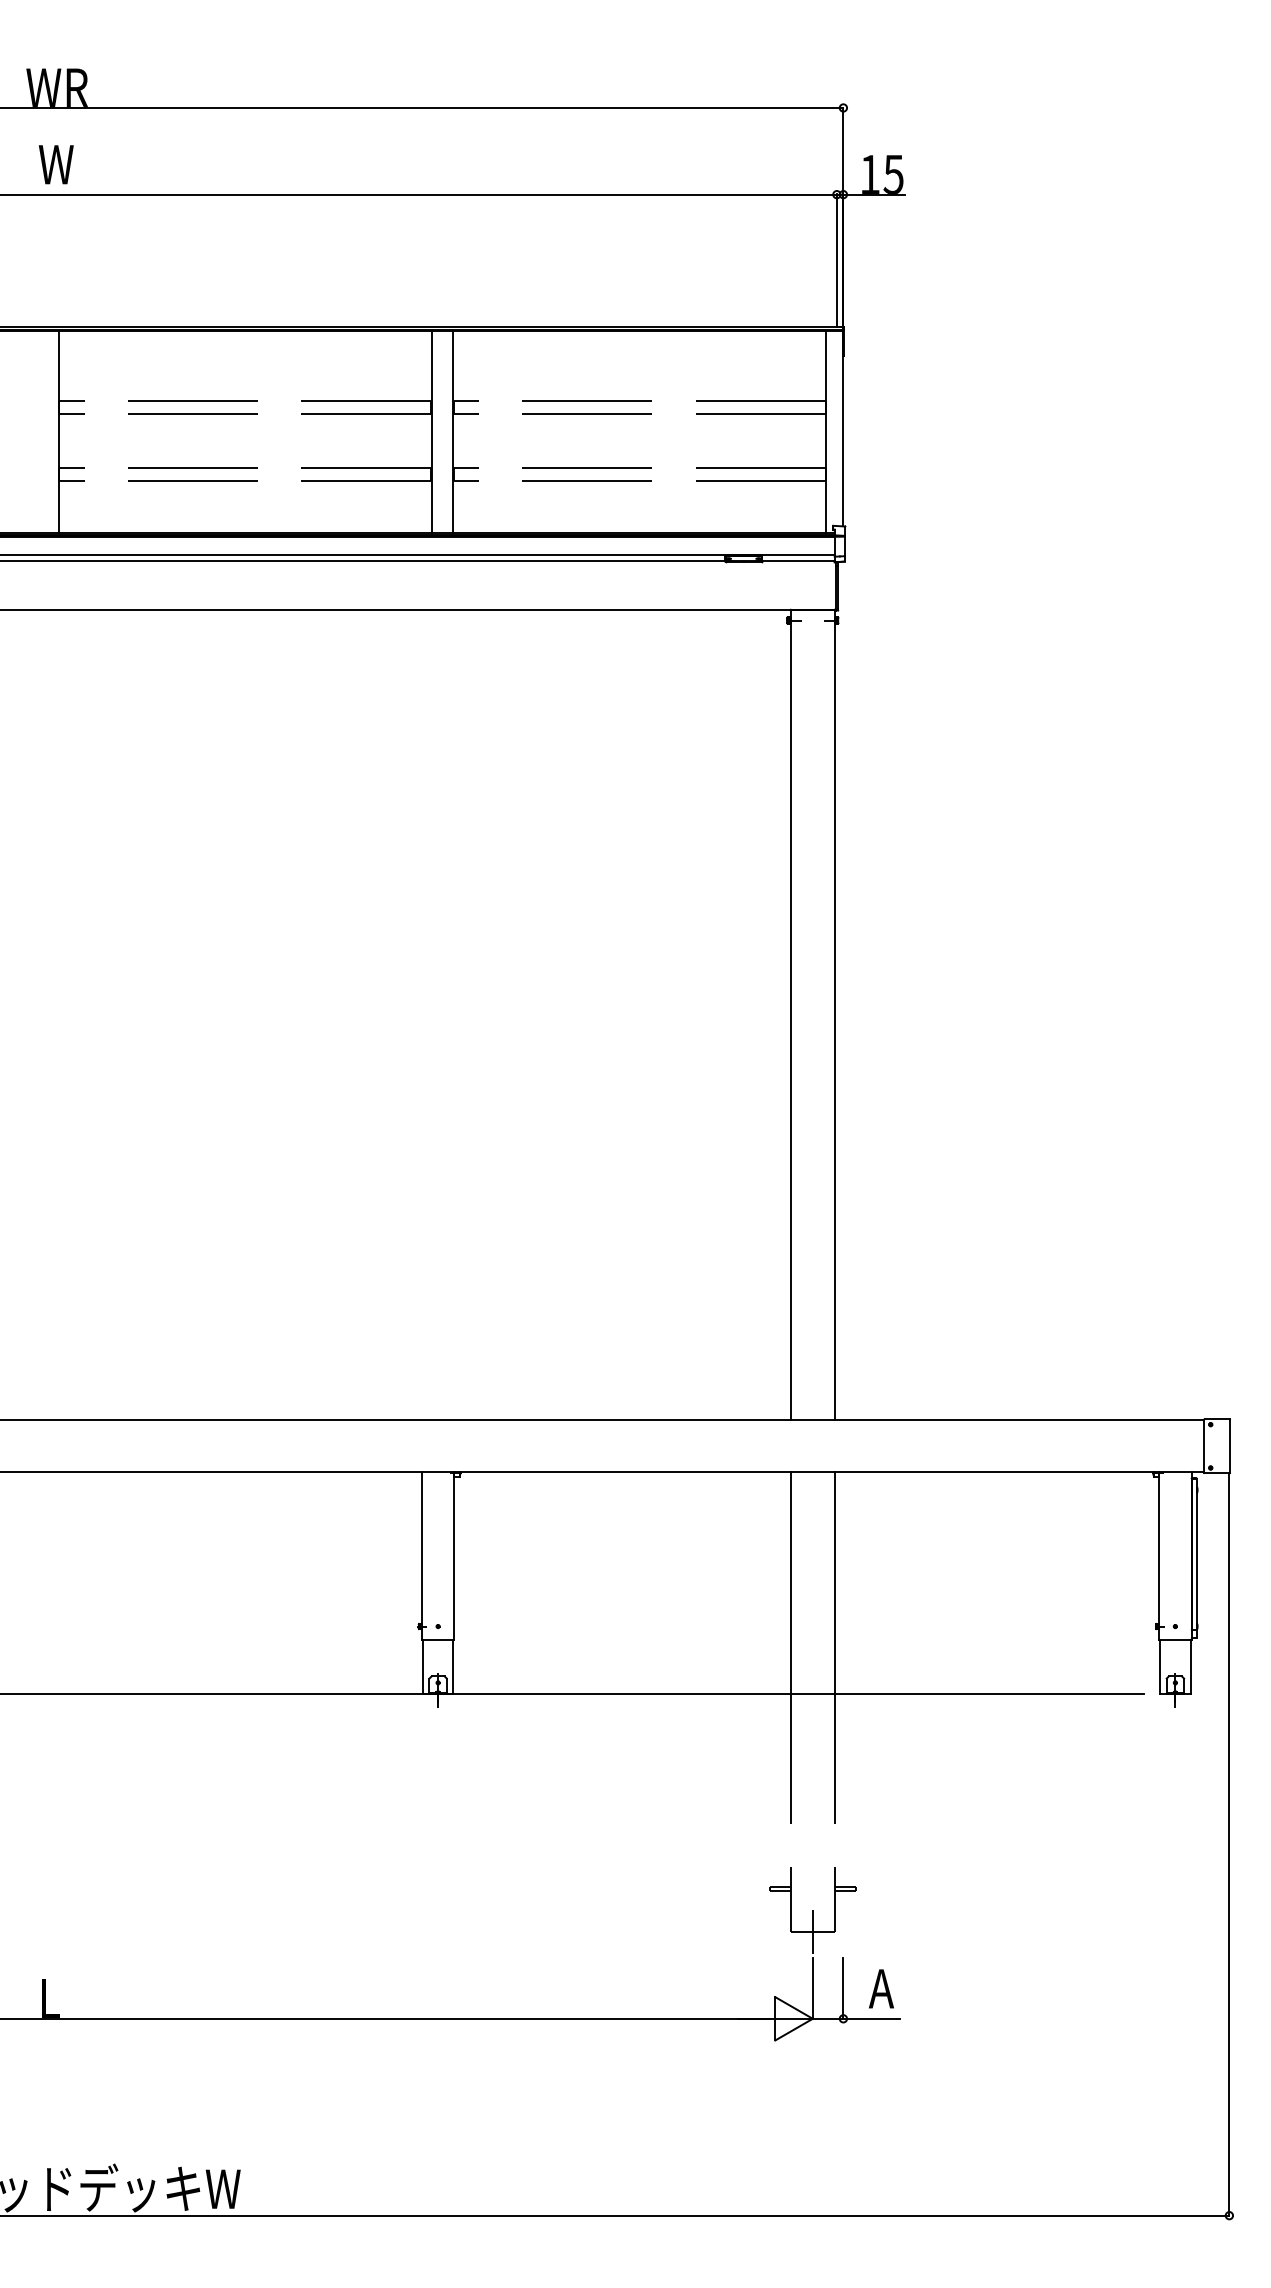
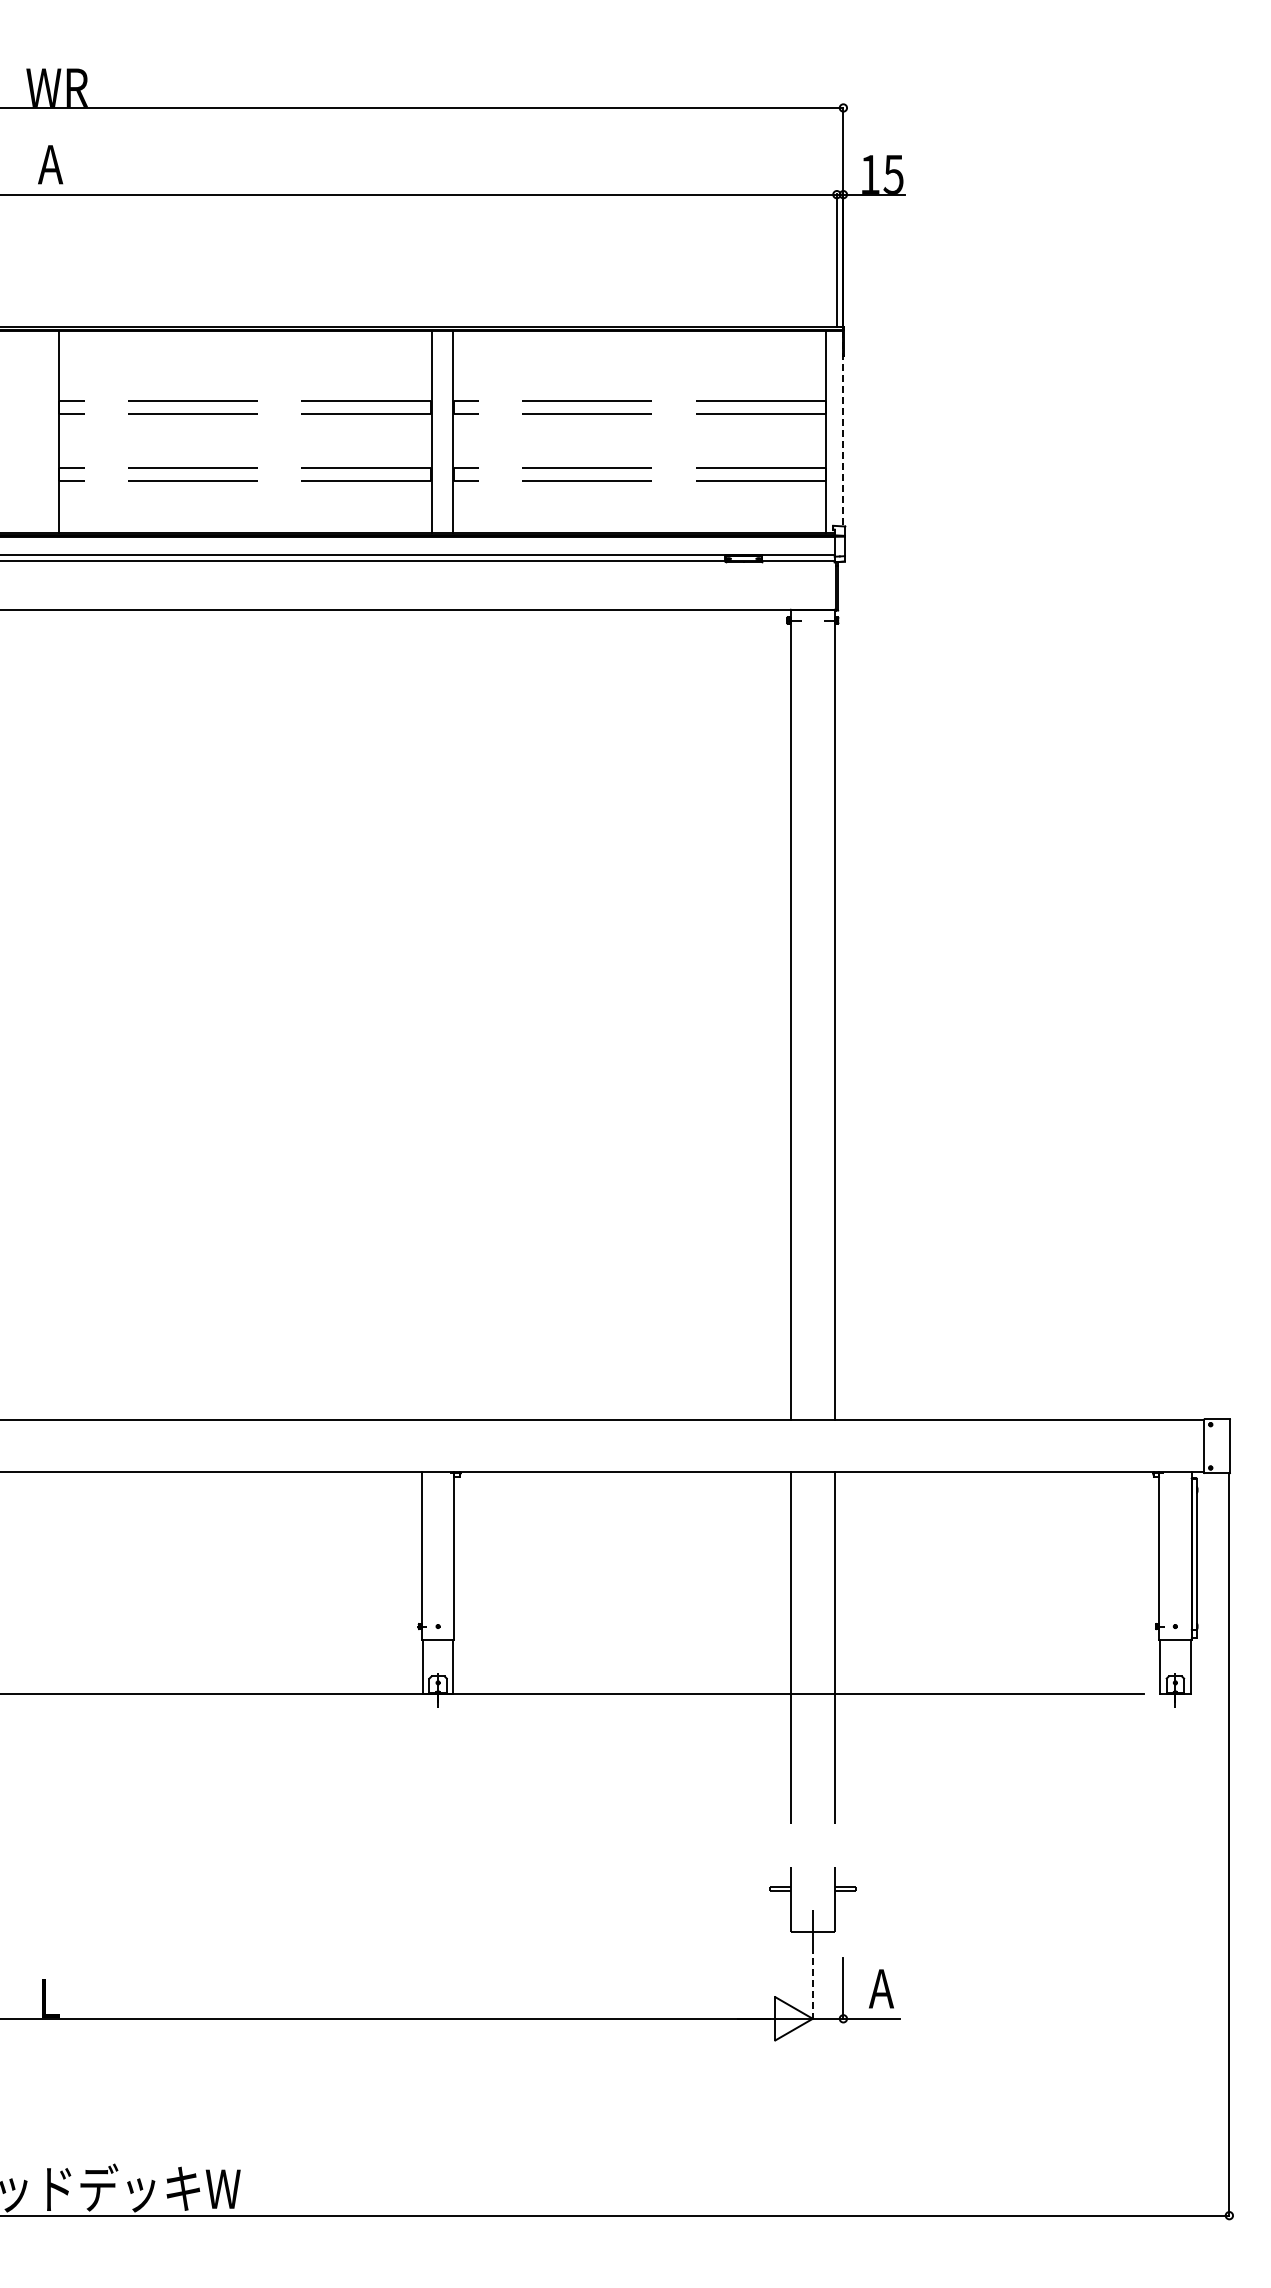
text: W -> A (55, 164)
line: solid -> dashed (843, 428)
line: solid -> dashed (812, 1988)
